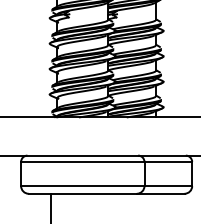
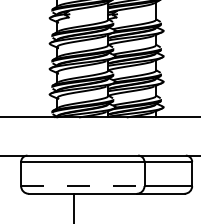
line: solid -> dashed (82, 186)
line position: (51, 206) -> (74, 206) (74, 206)
